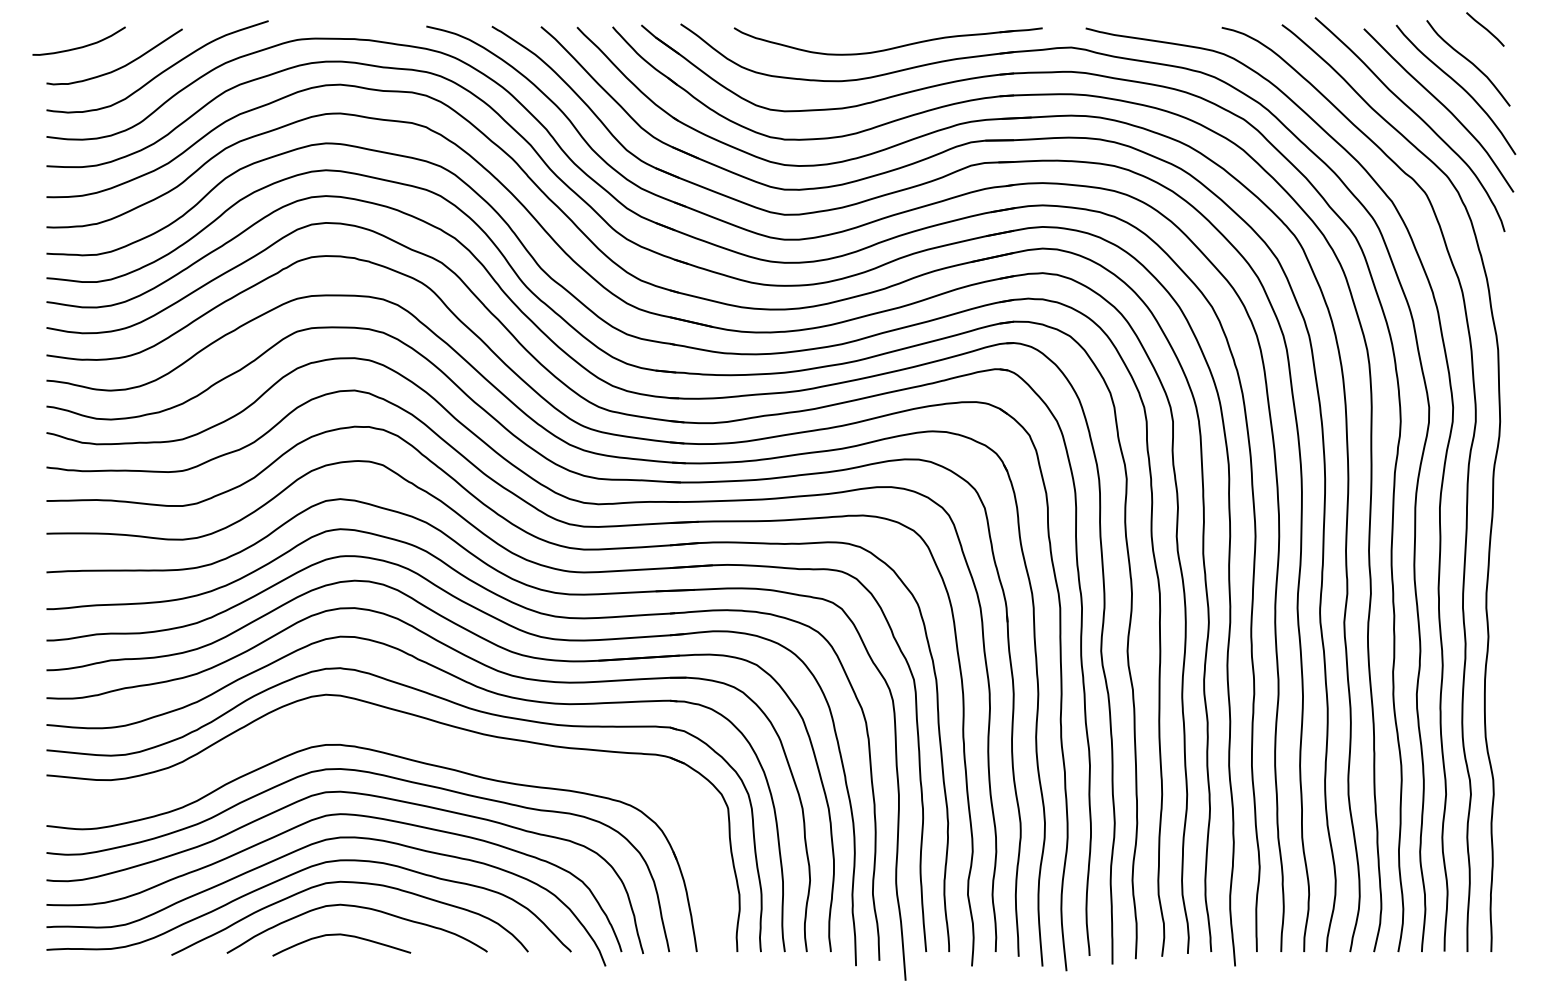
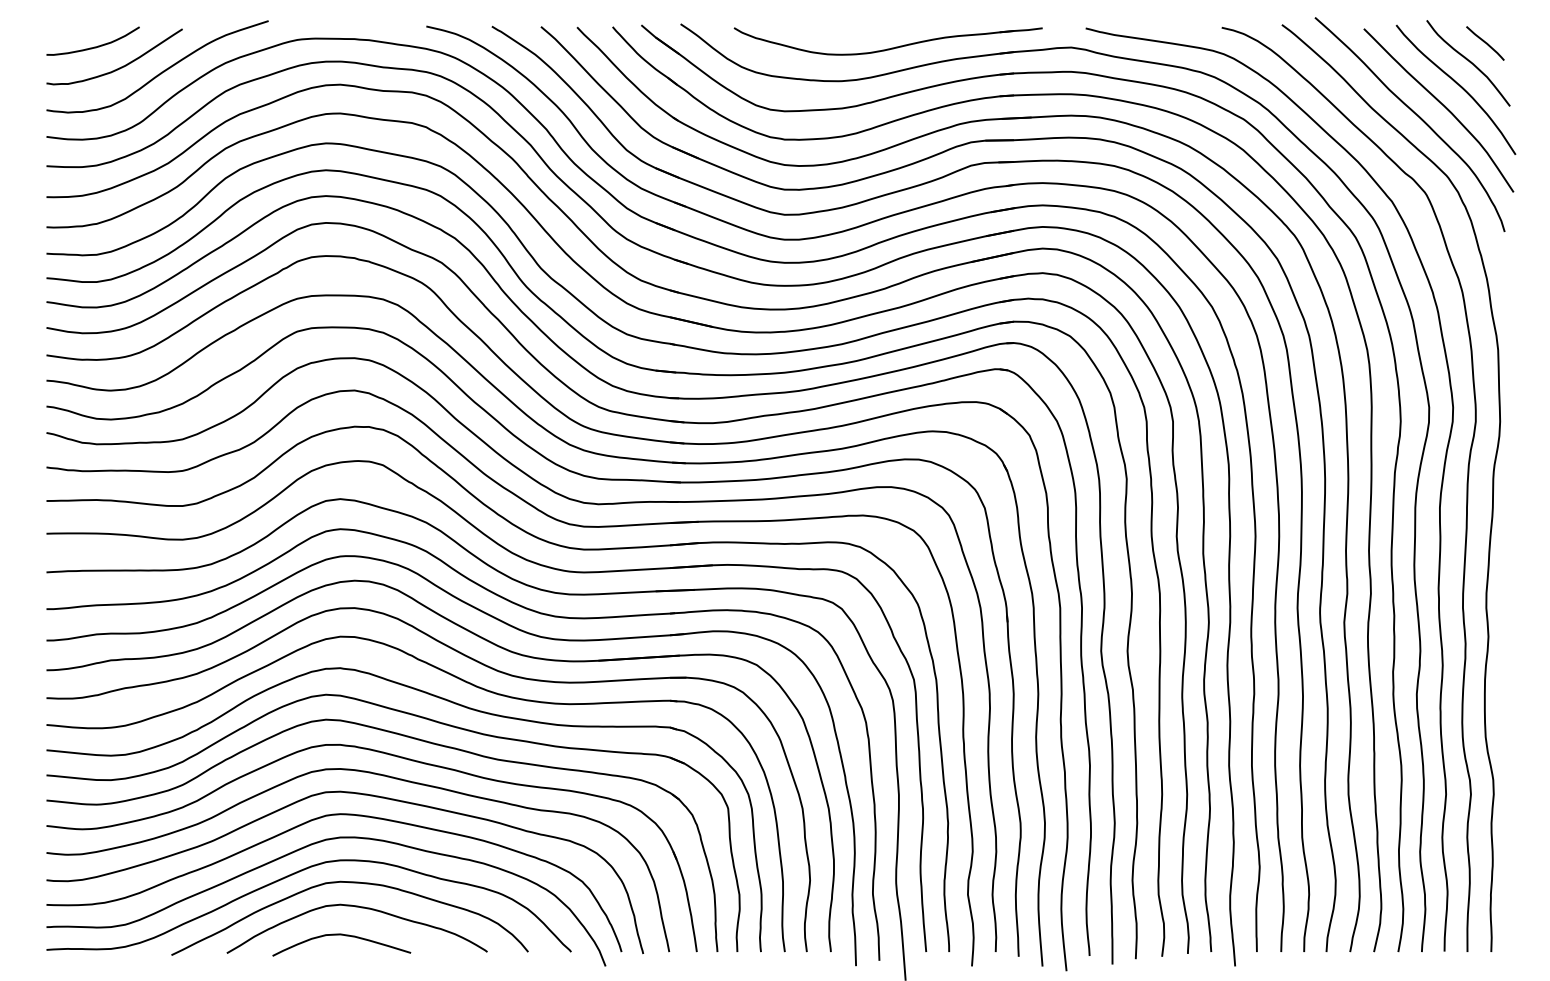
curve position: (1485, 29) -> (1485, 43) (1485, 43)
curve position: (80, 46) -> (94, 46) (94, 46)
part: none -> present (406, 737)
